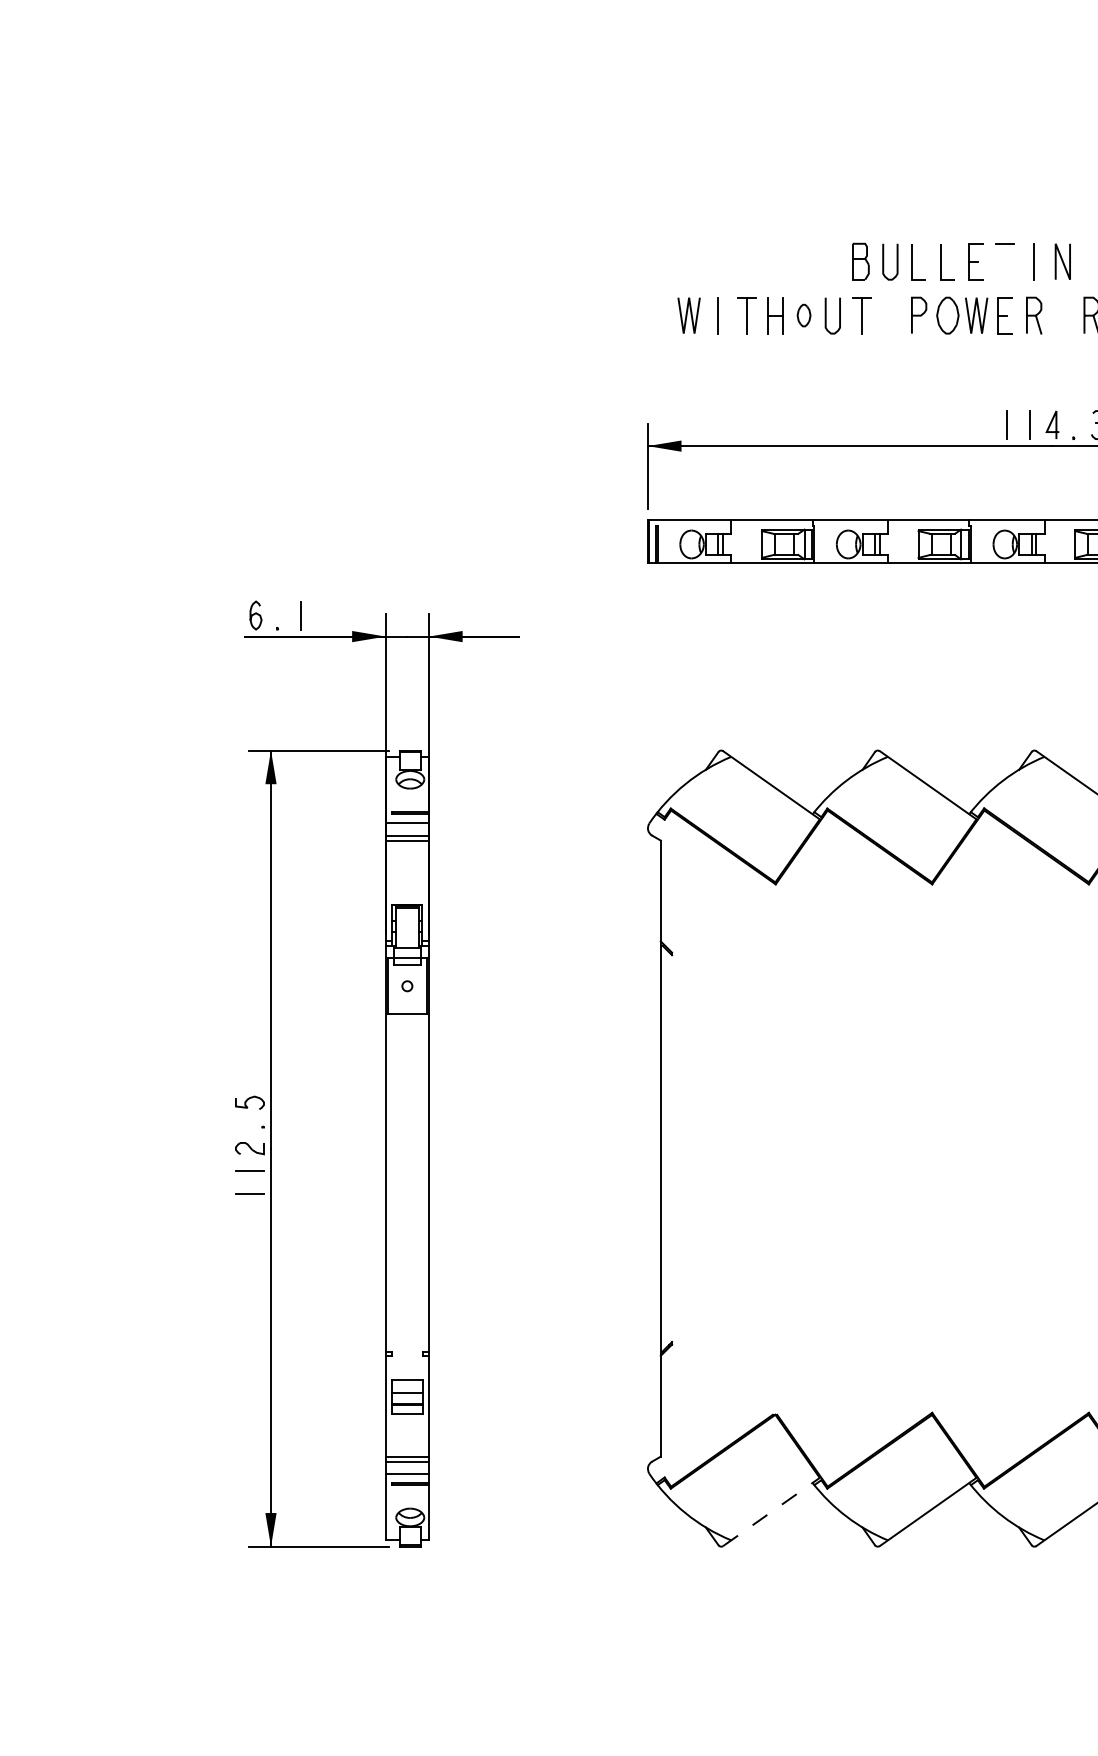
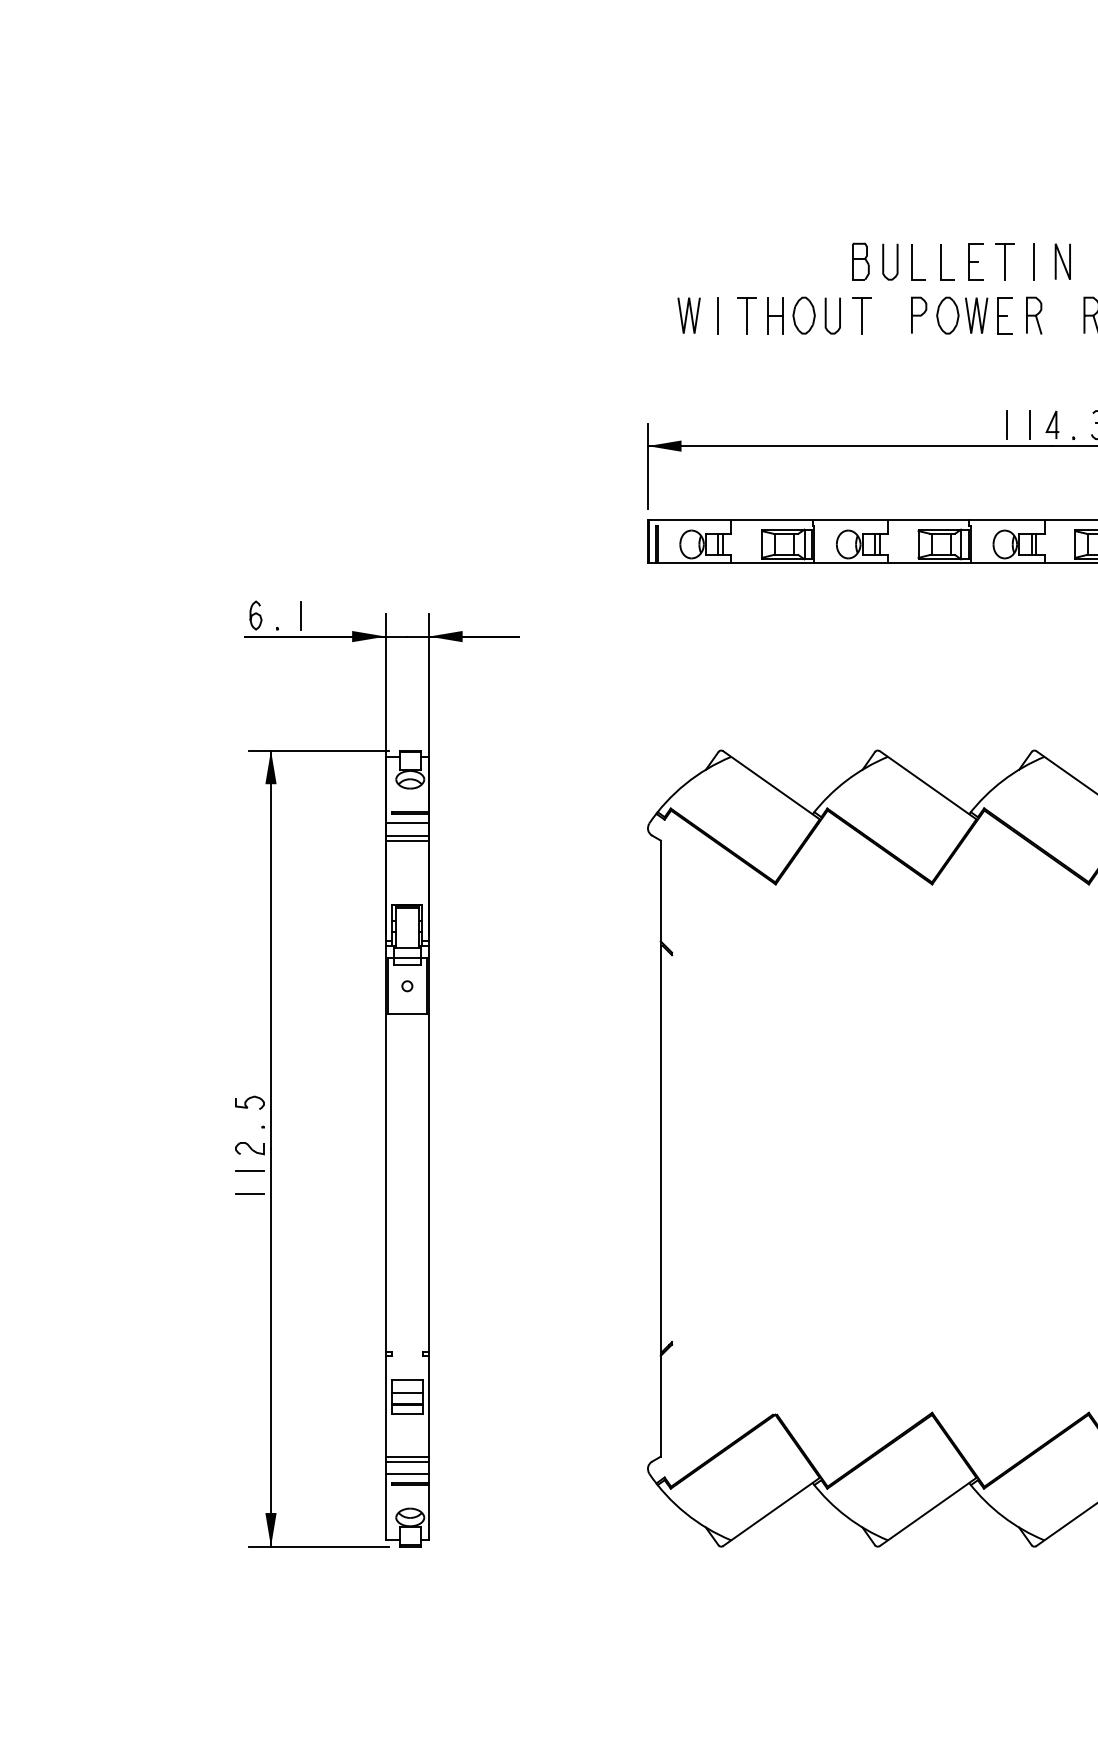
line: none -> present (1005, 261)
part size: 16x25 px -> 24x39 px (803, 315)
line: dashed -> solid (771, 1511)
